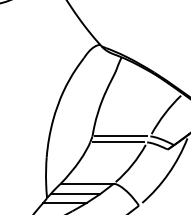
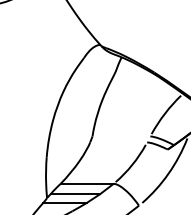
line: present -> none (121, 136)
line: present -> none (118, 142)
